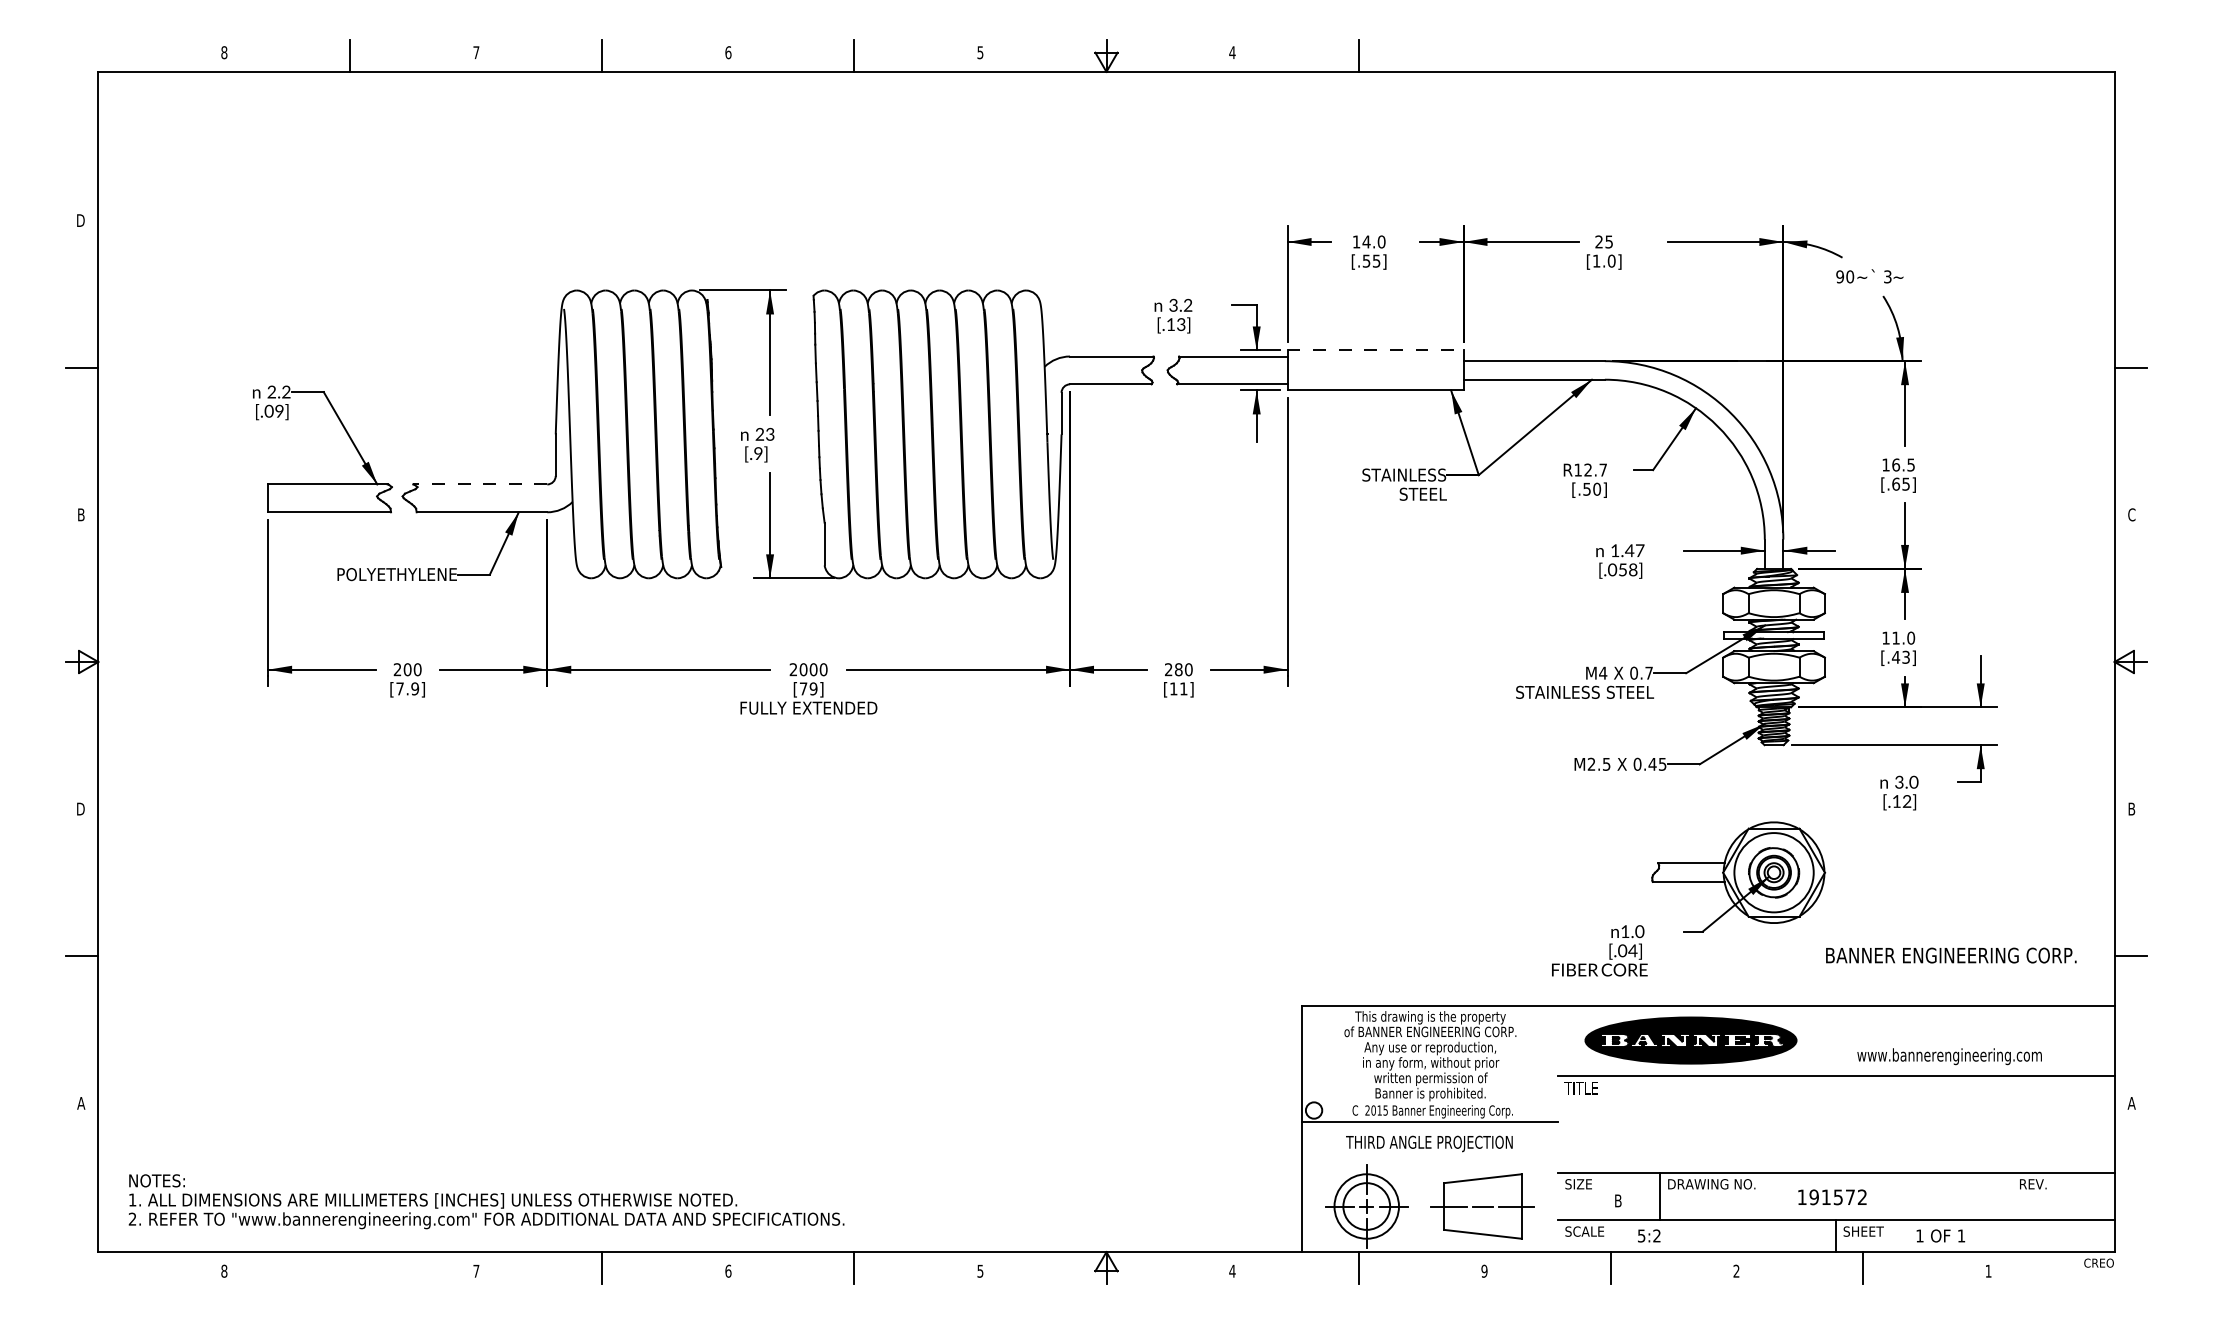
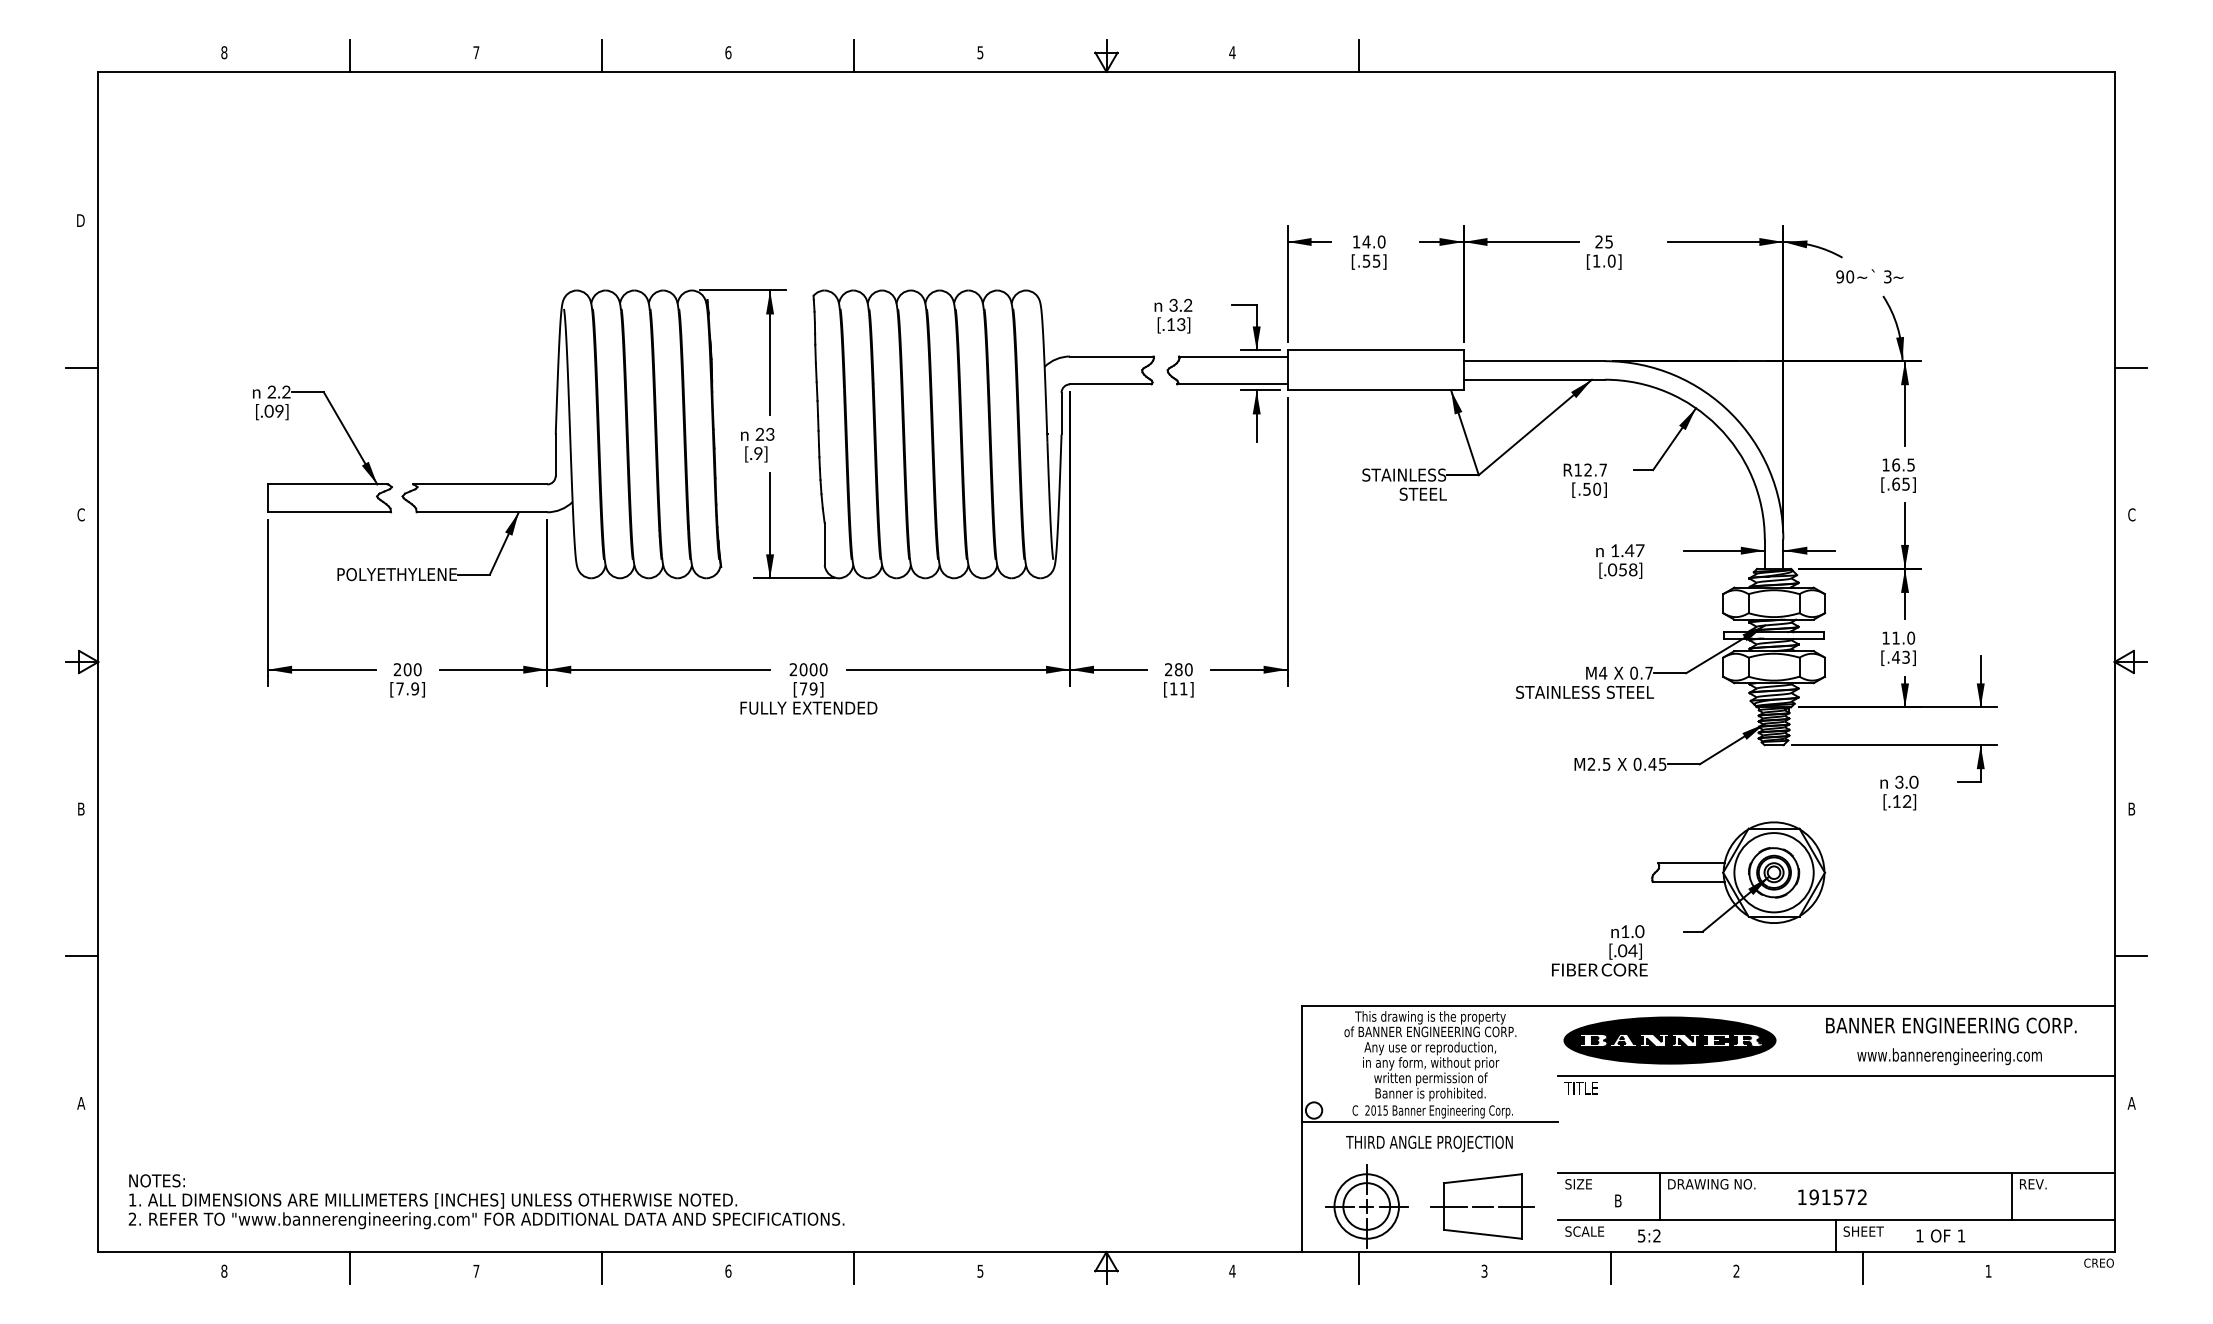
line: dashed -> solid (1375, 350)
line: dashed -> solid (479, 484)
text: B -> C (80, 514)
text: D -> B (80, 808)
text position: (1951, 955) -> (1951, 1025) (1951, 1025)
part position: (1690, 1040) -> (1669, 1040) (1669, 1040)
line: none -> present (2012, 1196)
line: none -> present (350, 1268)
text: 9 -> 3 (1484, 1270)
